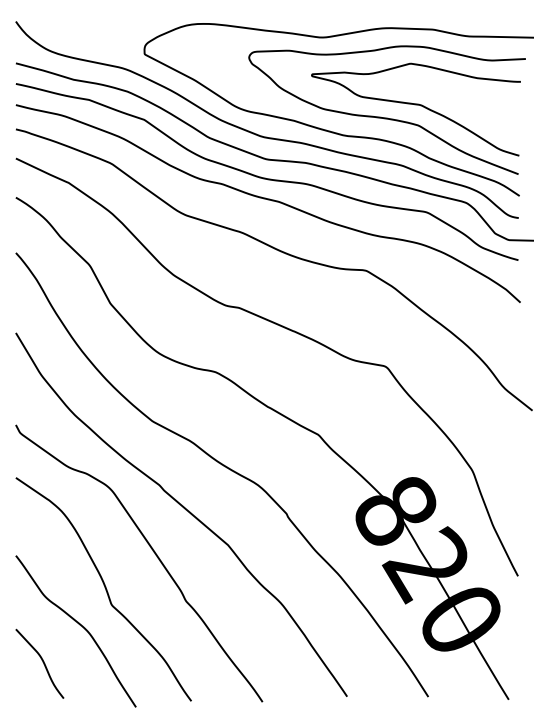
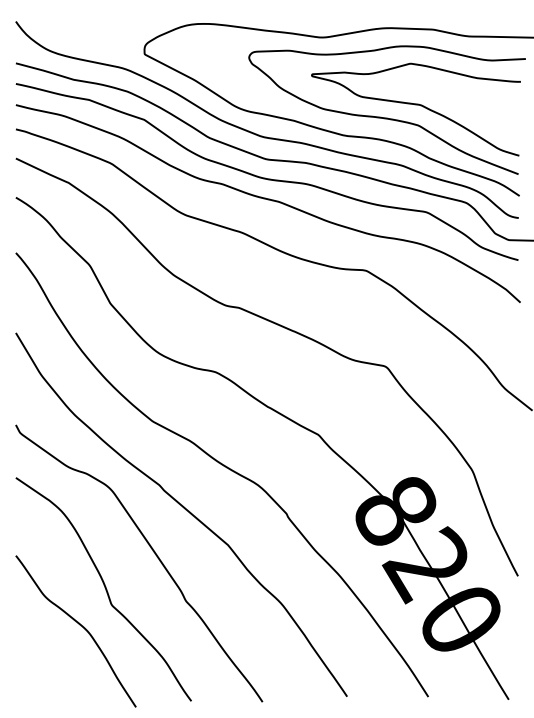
curve: present -> none (42, 662)
